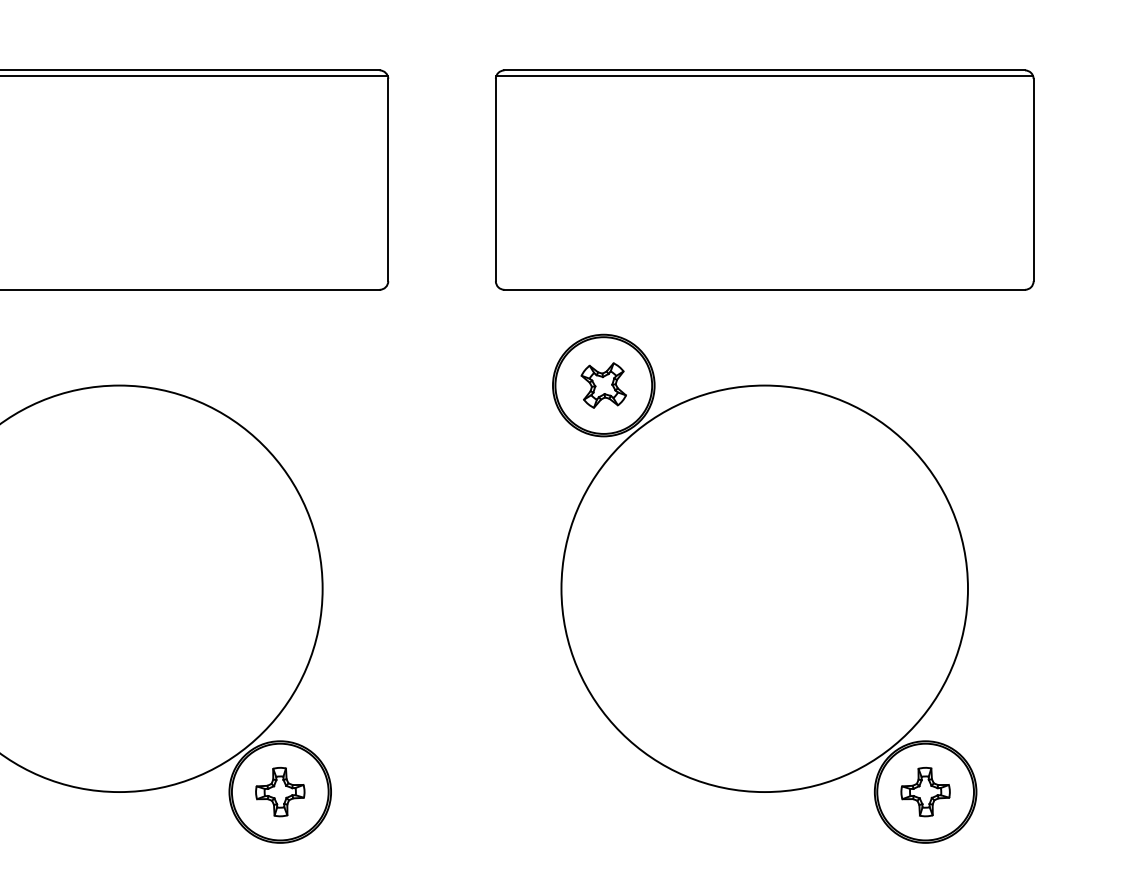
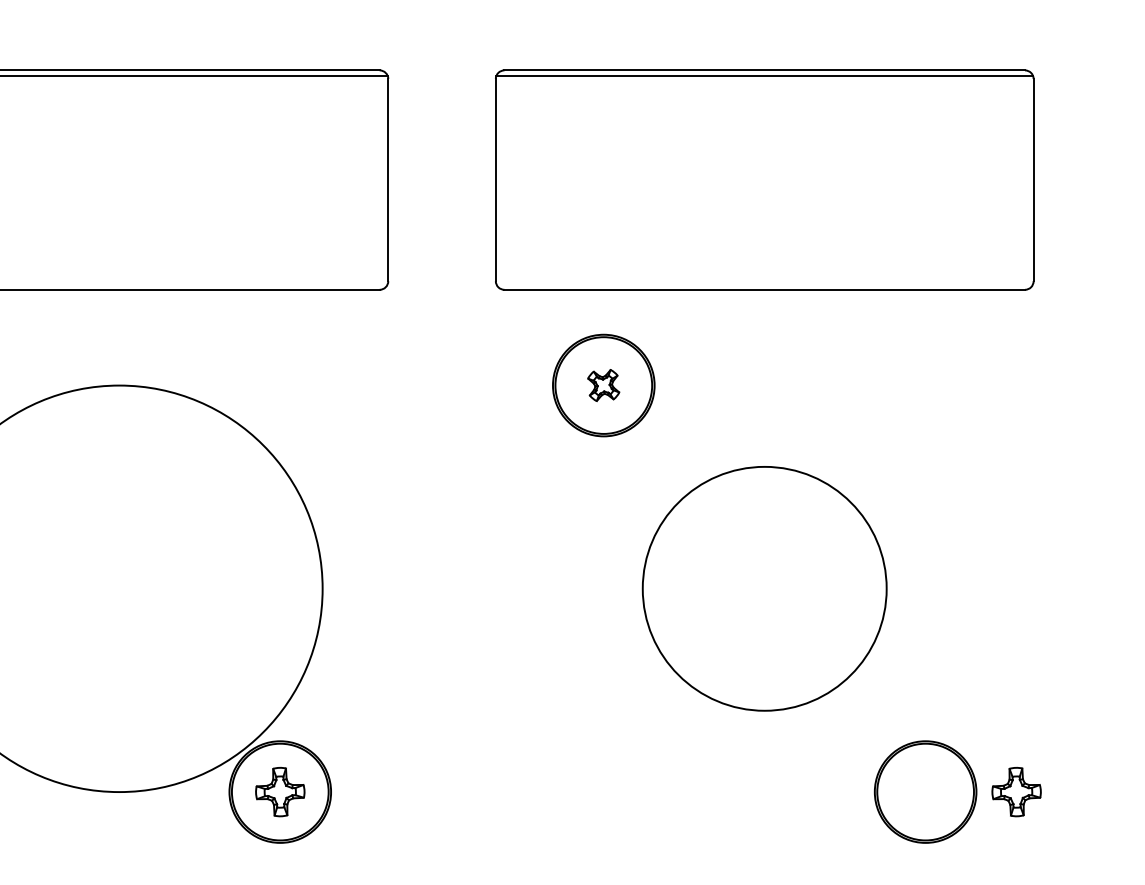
part size: 47x47 px -> 34x33 px (603, 385)
circle diameter: 407 px -> 244 px (764, 588)
part position: (925, 791) -> (1016, 791) (1016, 791)
